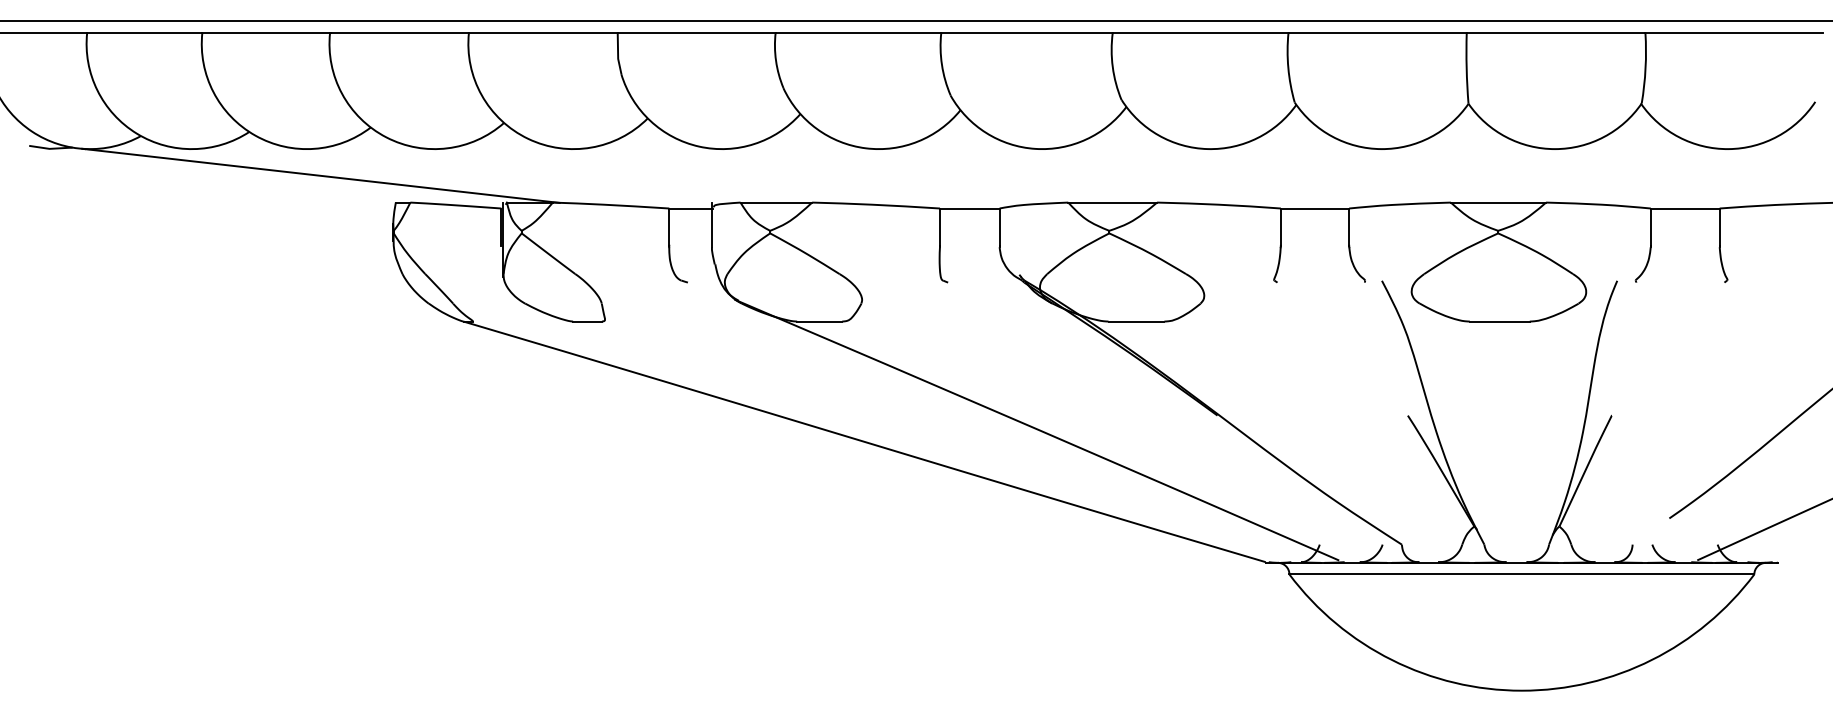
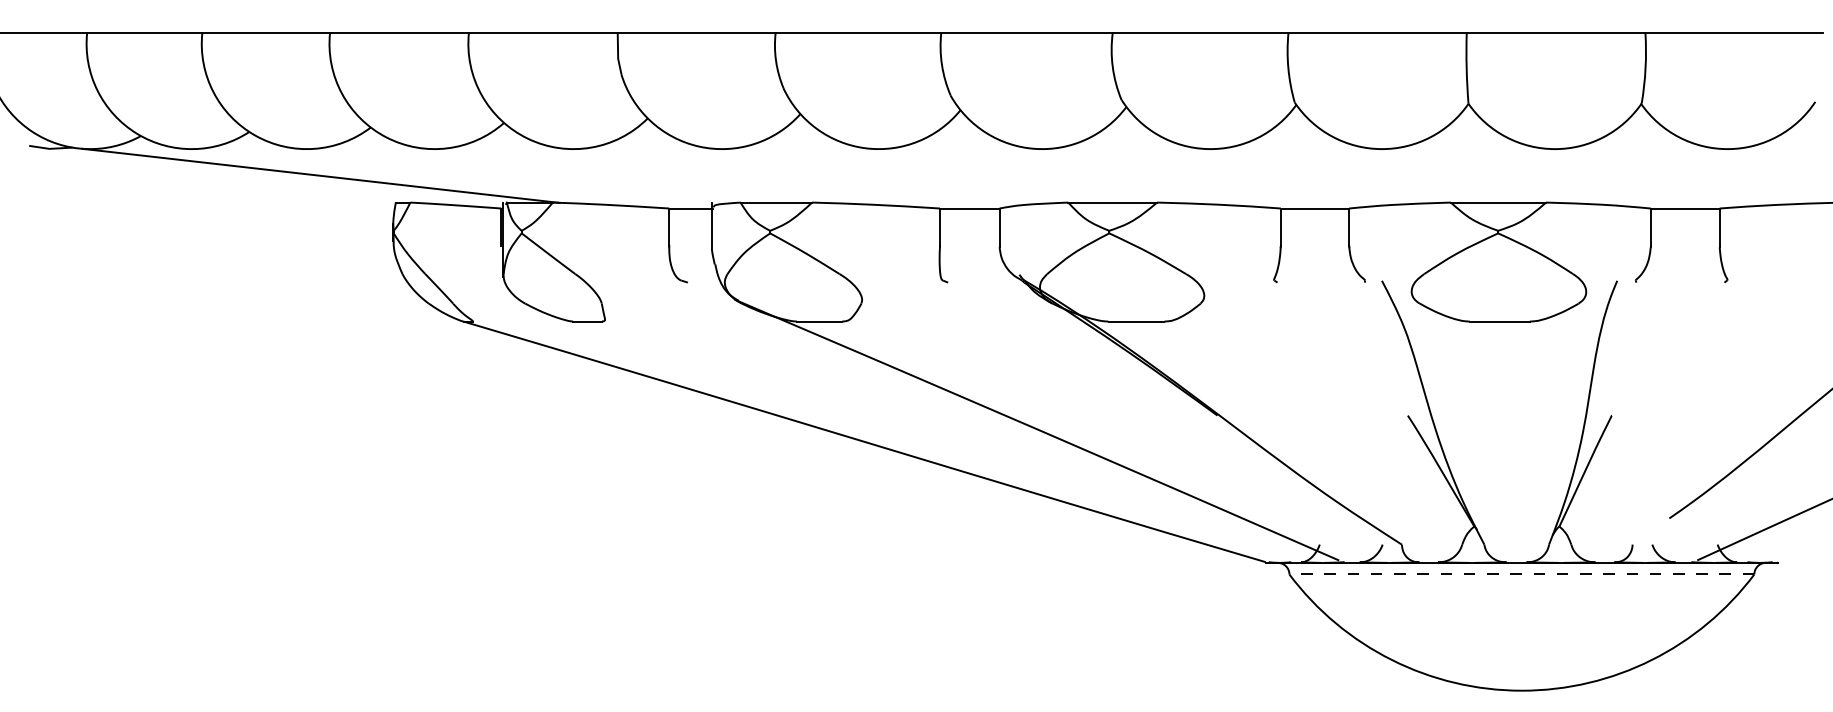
line: present -> none (915, 21)
line: solid -> dashed (1521, 574)
